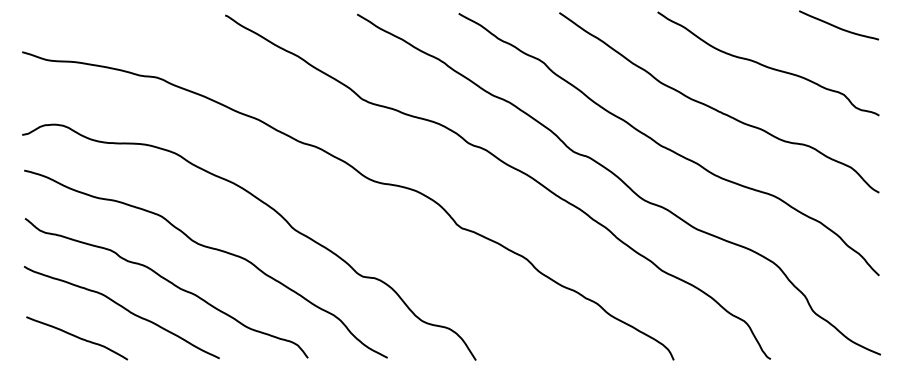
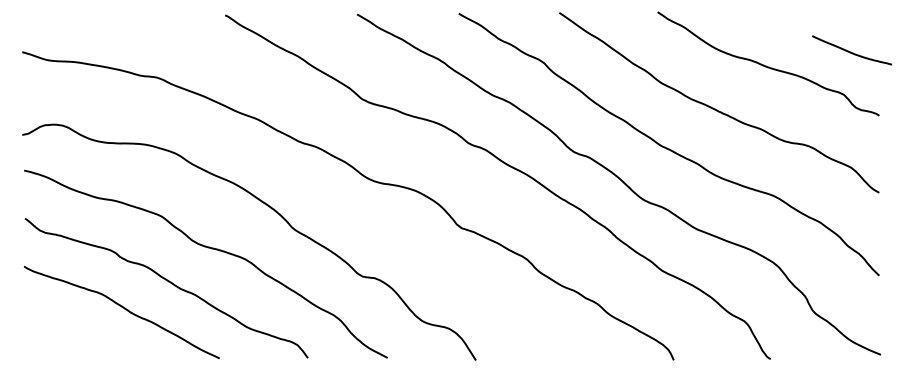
curve position: (837, 26) -> (850, 51) (850, 51)
curve: present -> none (77, 338)
